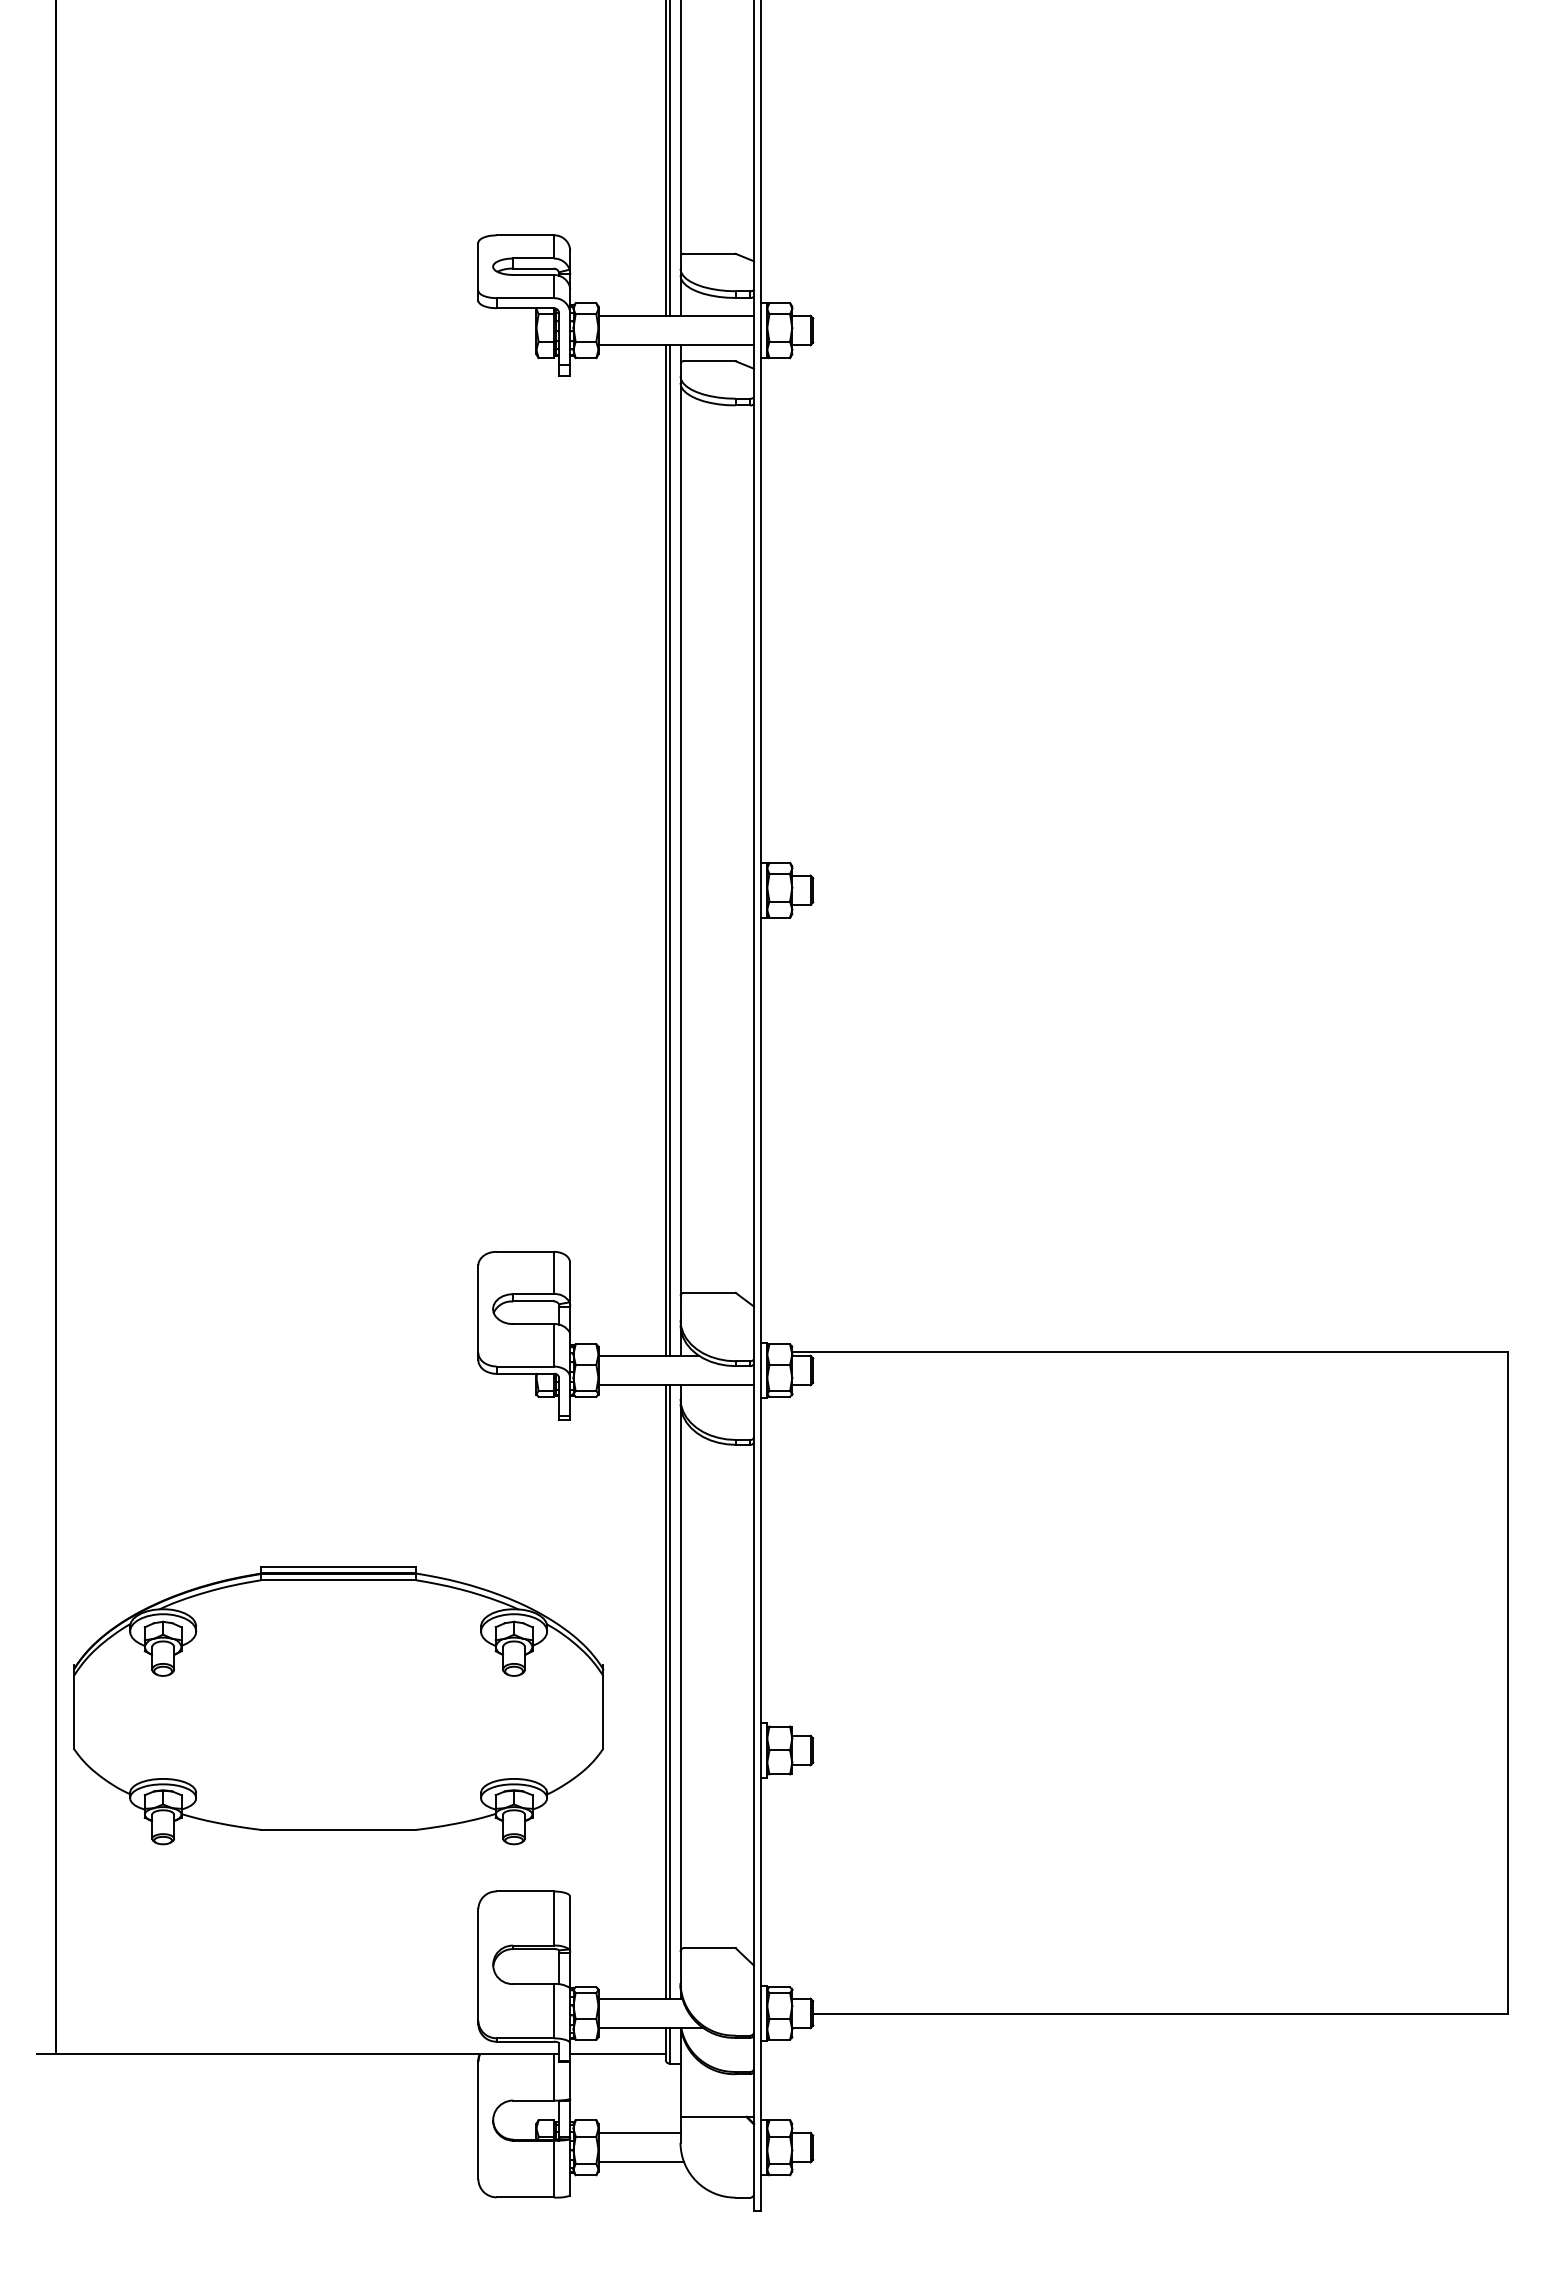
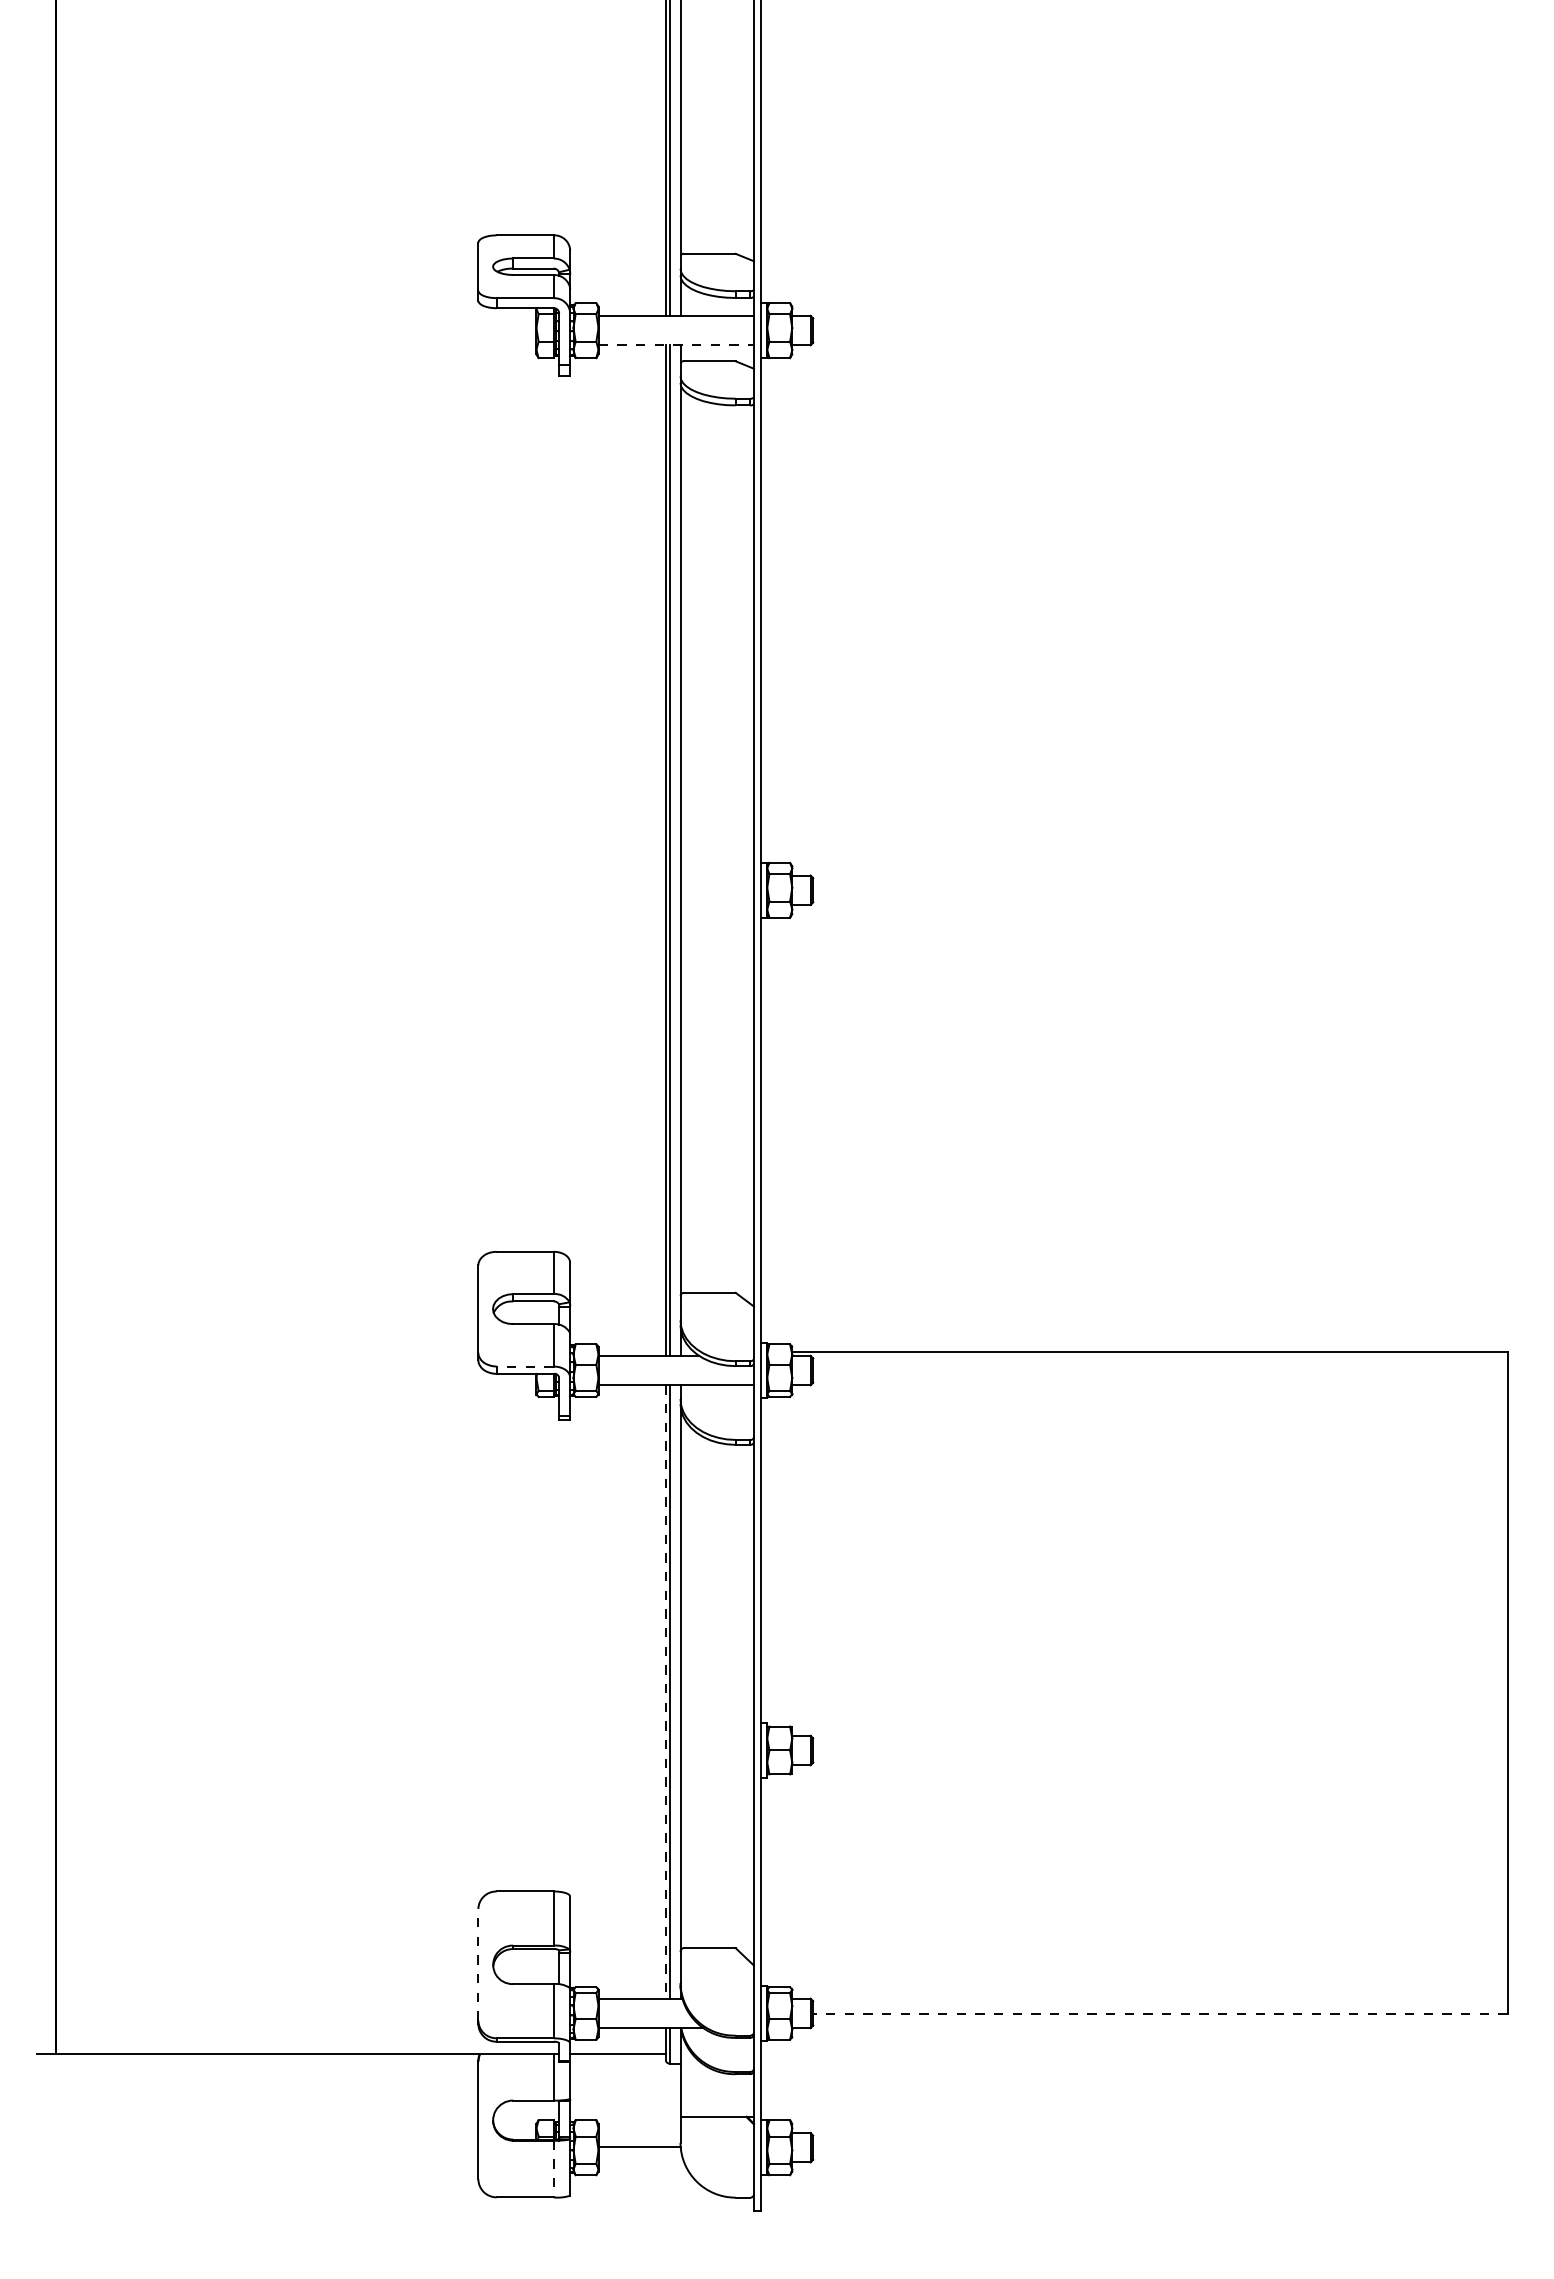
line: solid -> dashed (676, 345)
line: solid -> dashed (525, 1366)
line: solid -> dashed (665, 1691)
part: present -> none (338, 1705)
line: solid -> dashed (478, 1964)
line: solid -> dashed (1159, 2013)
line position: (639, 2133) -> (639, 2147) (639, 2147)
line: present -> none (641, 2162)
line: solid -> dashed (553, 2169)
